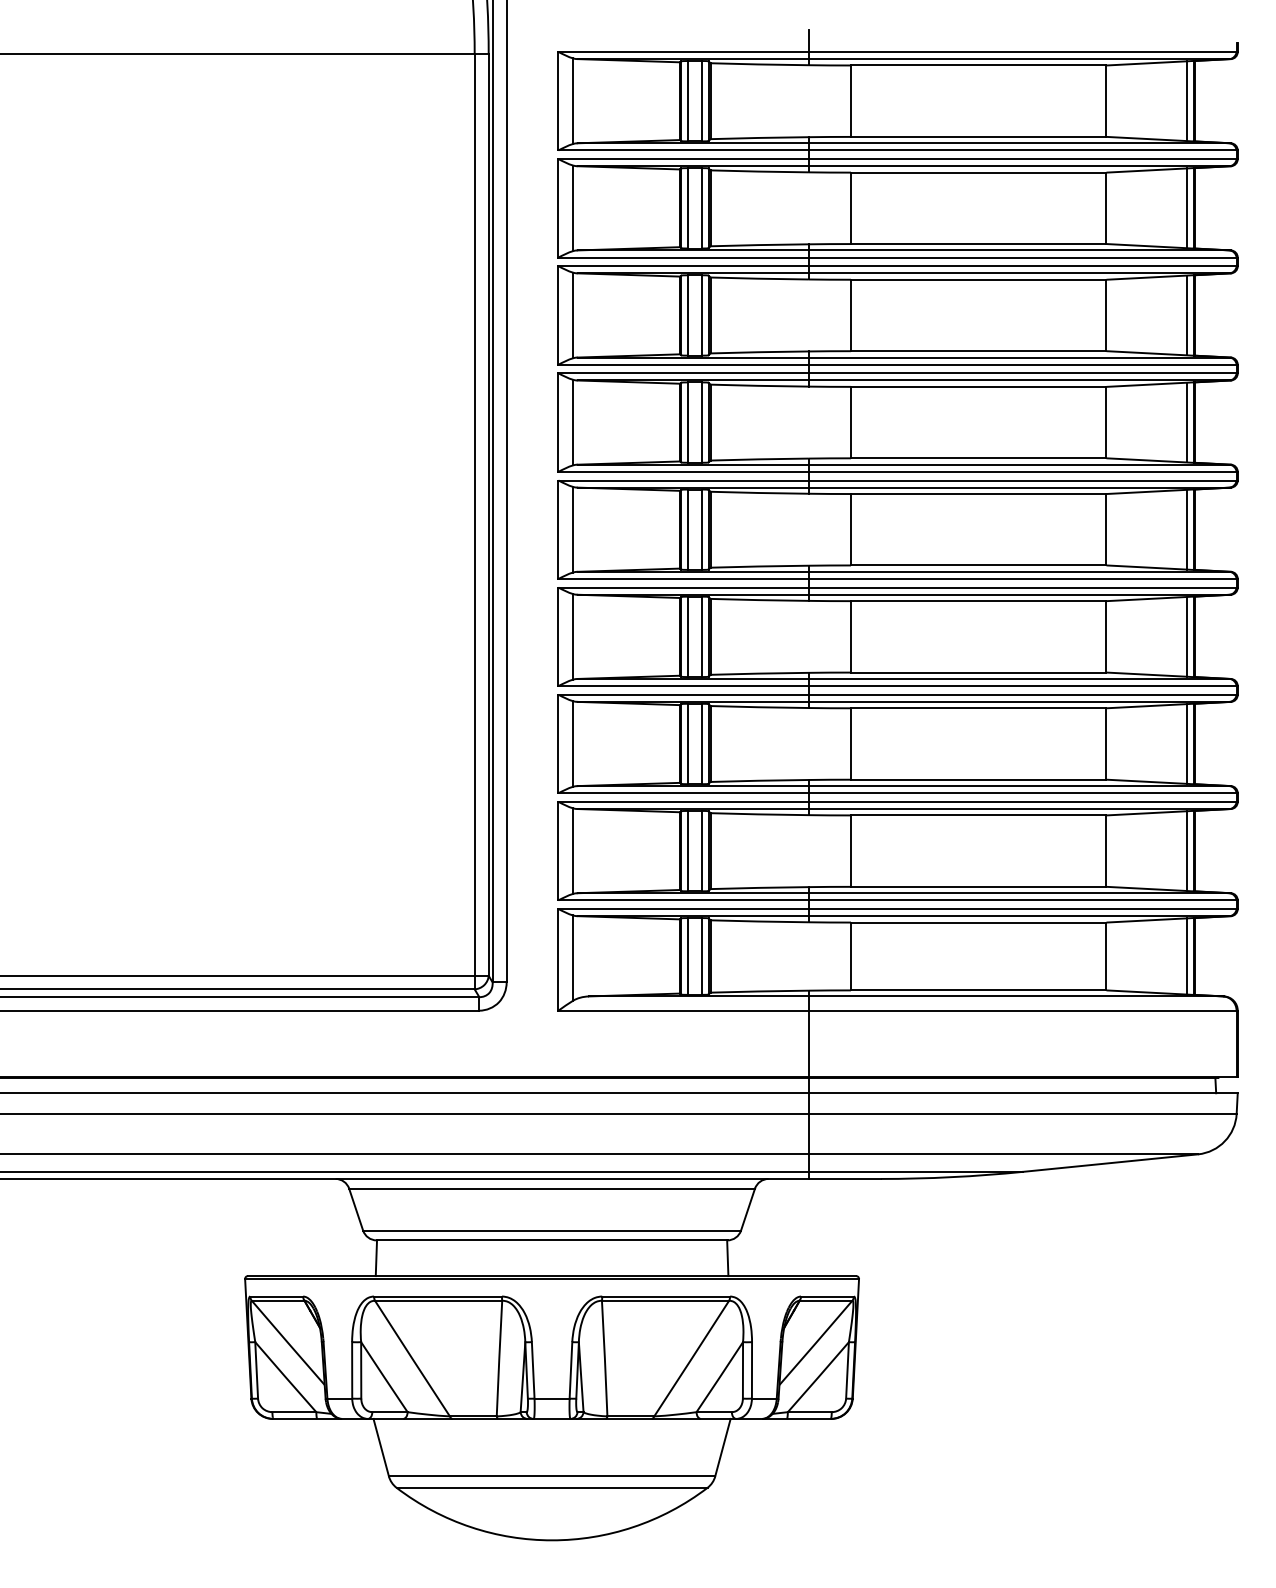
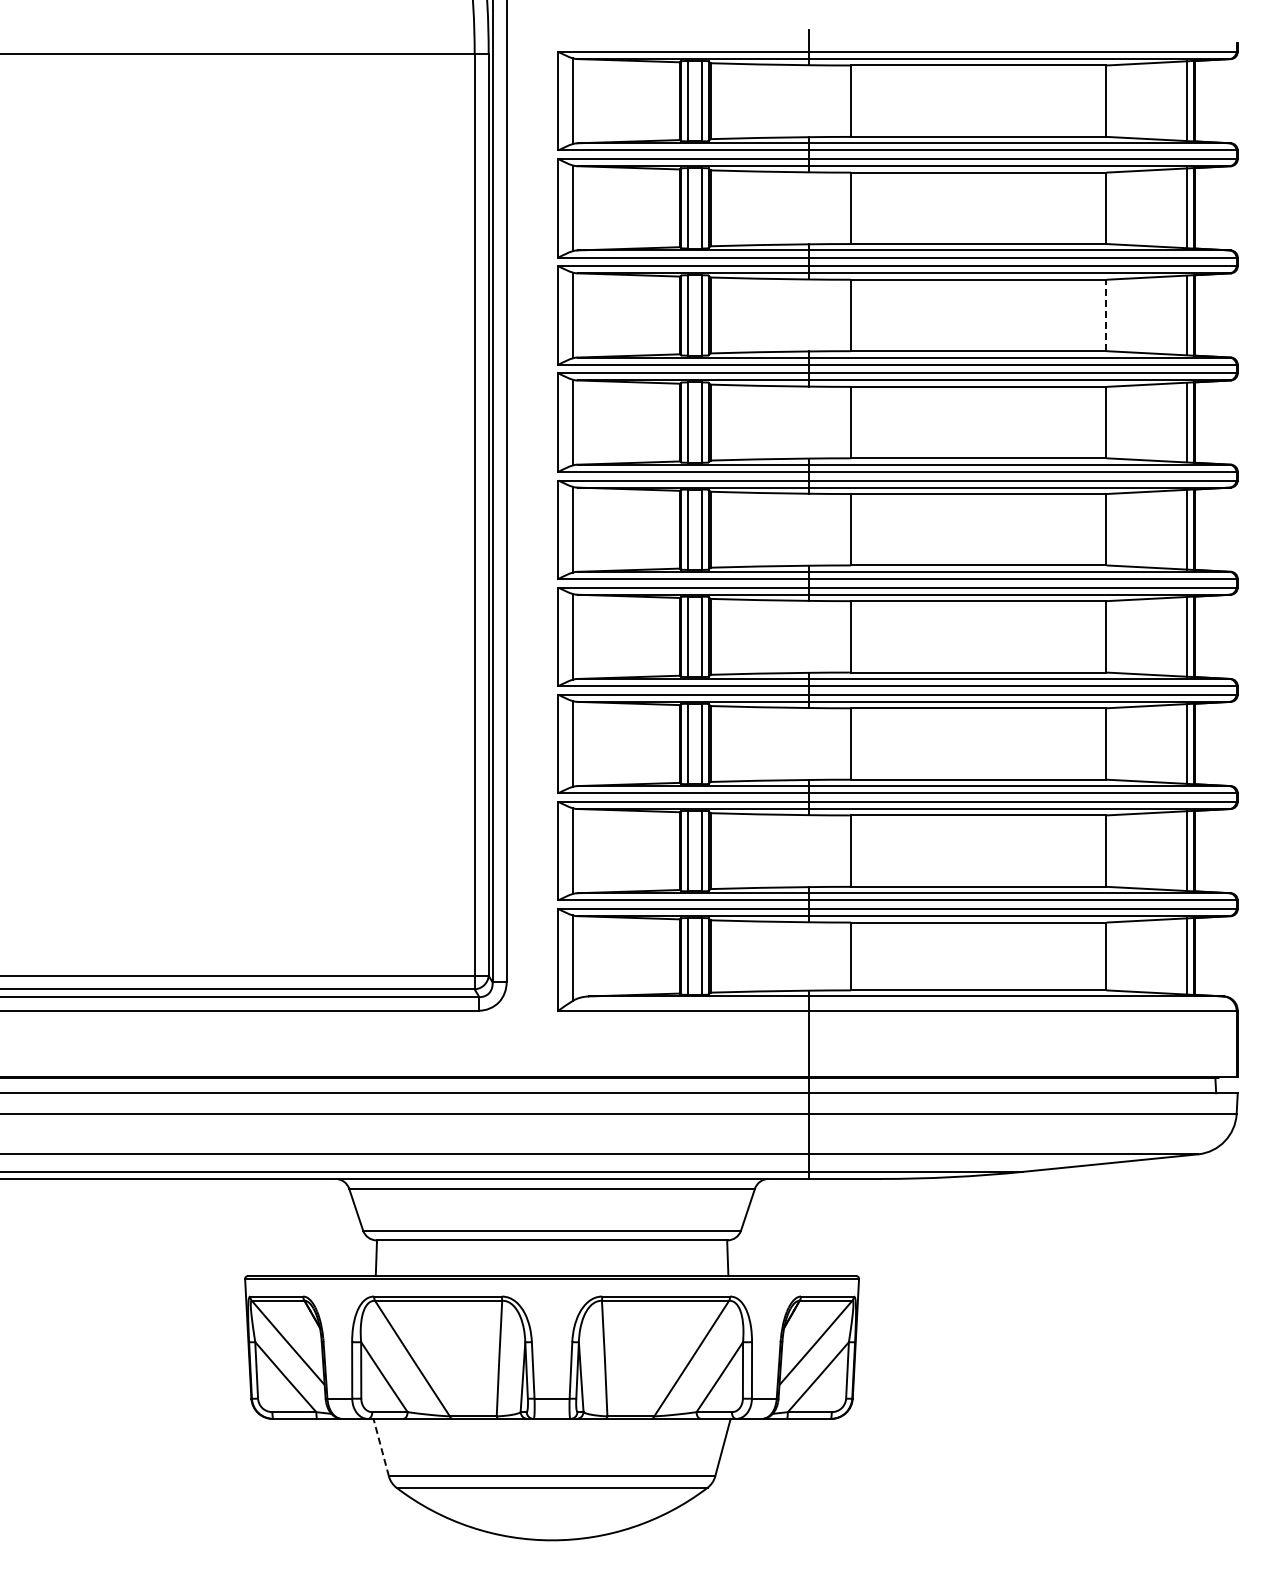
line: solid -> dashed (1106, 315)
line: solid -> dashed (381, 1447)
